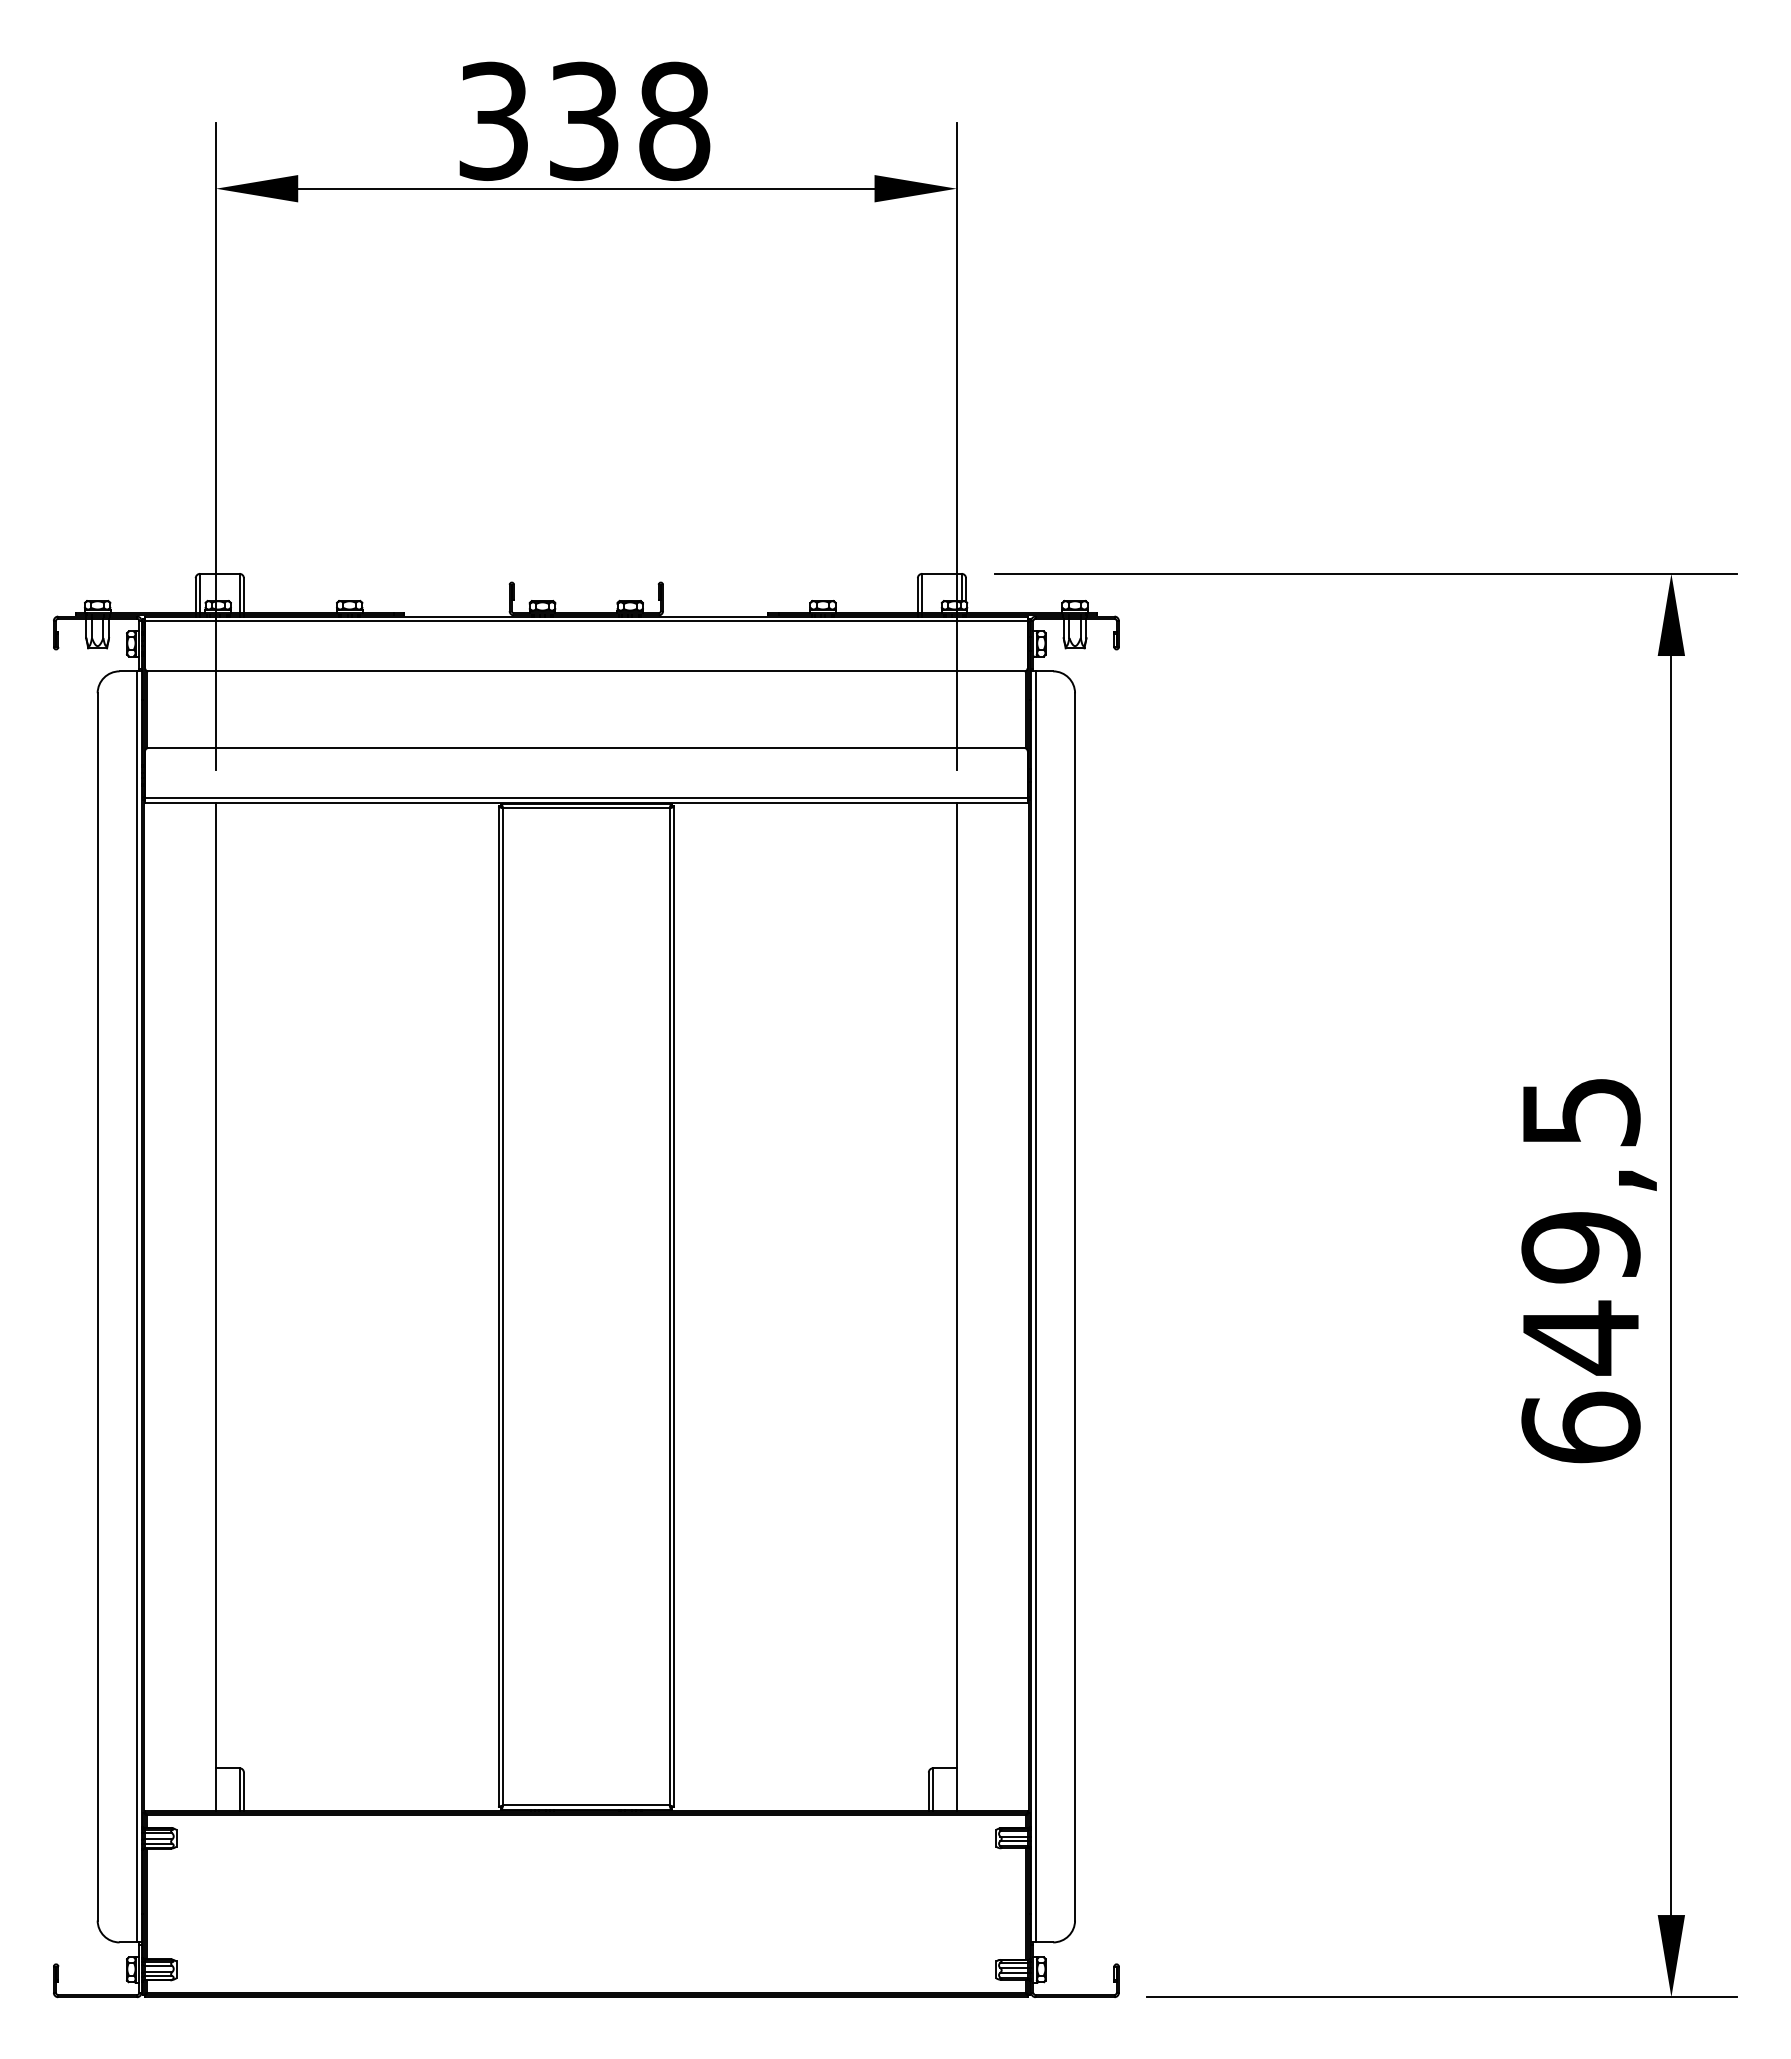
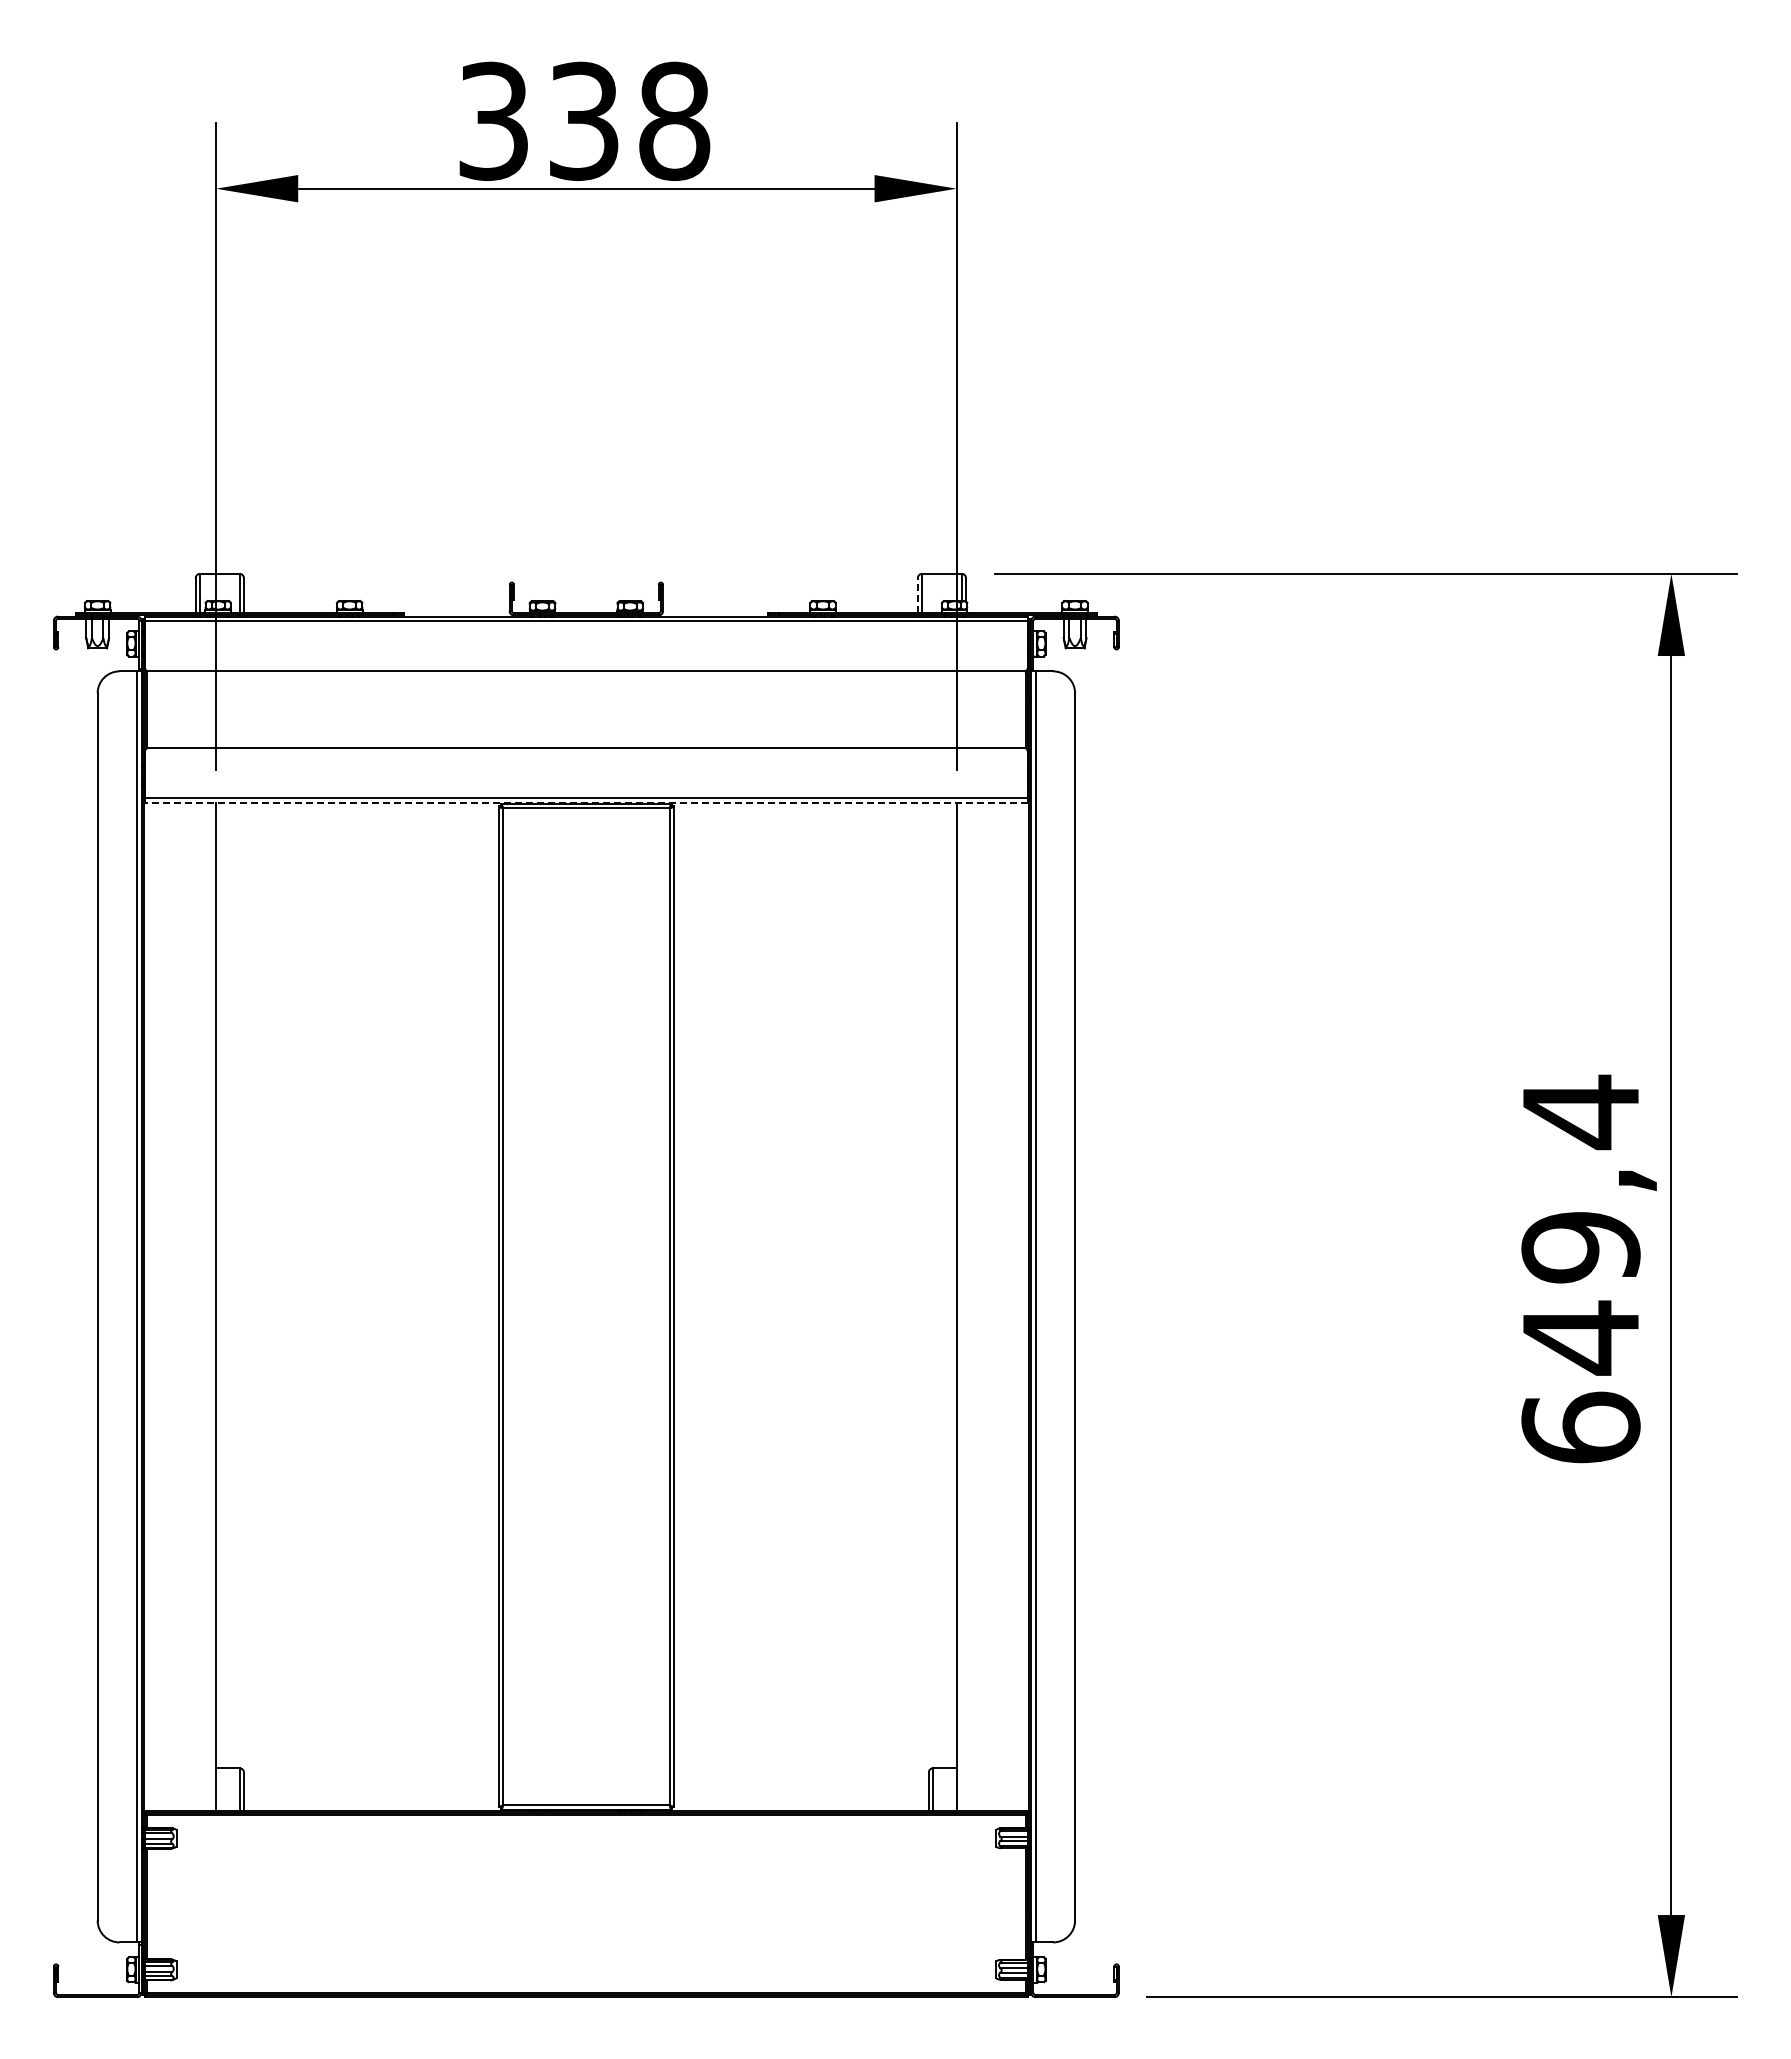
line: solid -> dashed (917, 595)
line: solid -> dashed (585, 802)
text: 649,5 -> 649,4 (1581, 1112)
